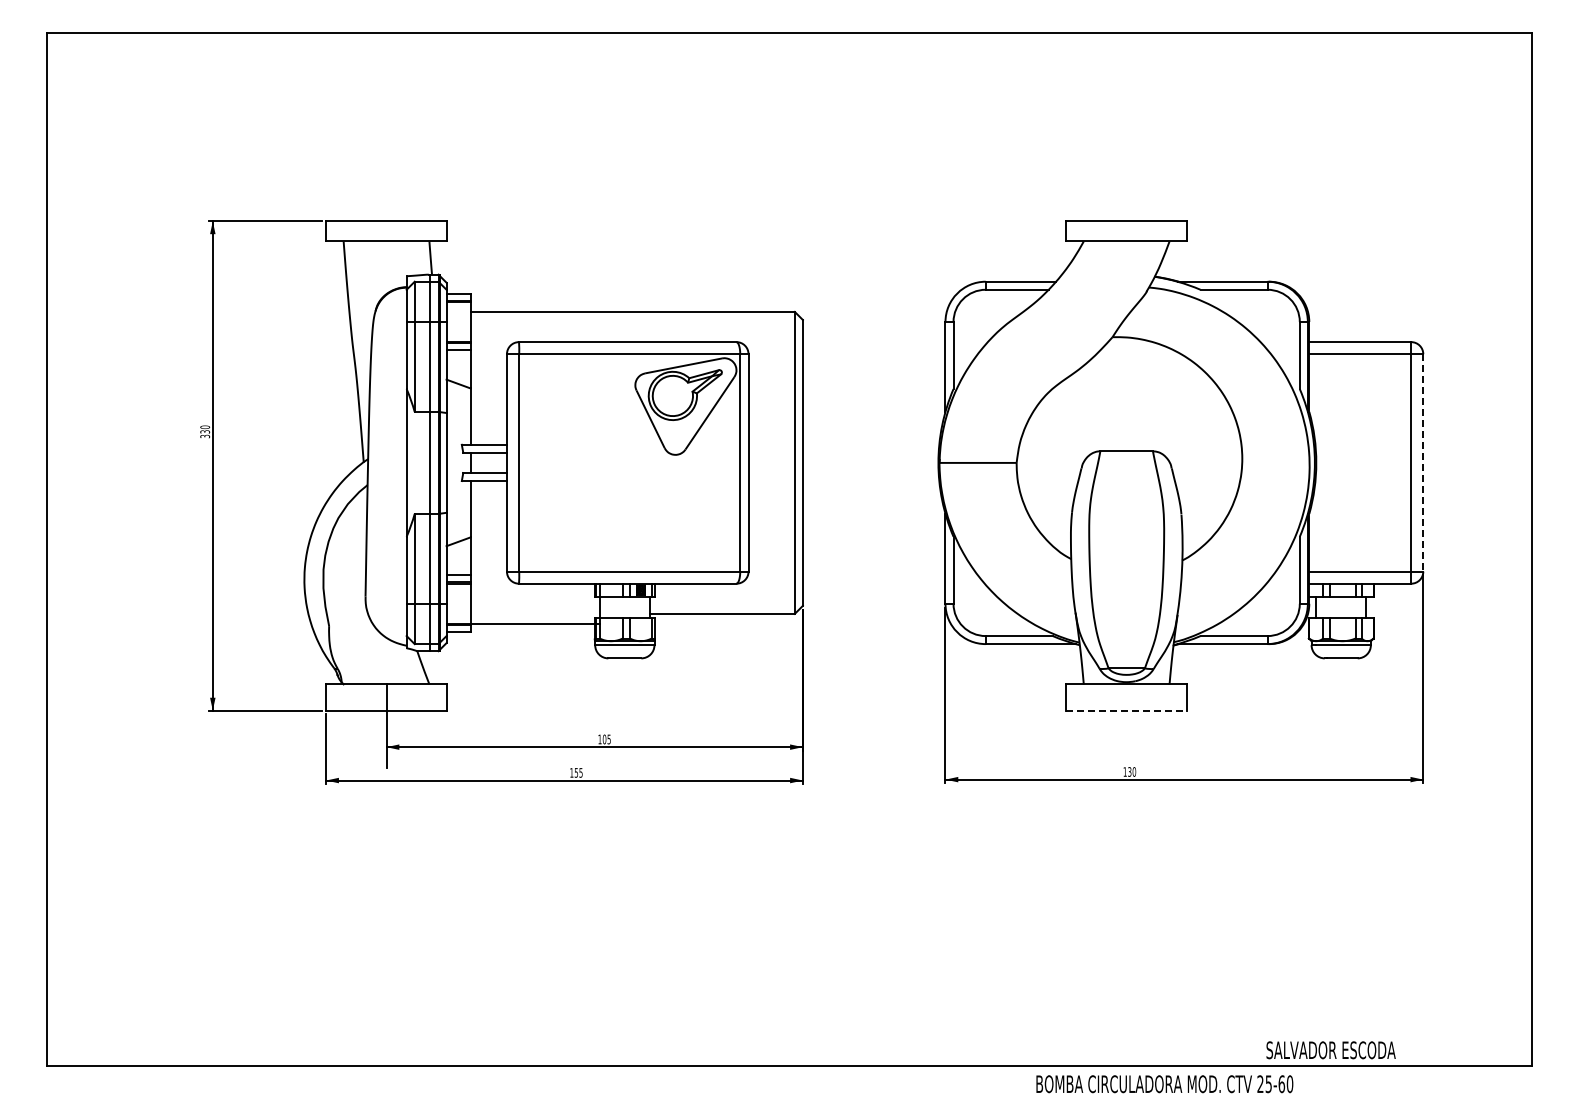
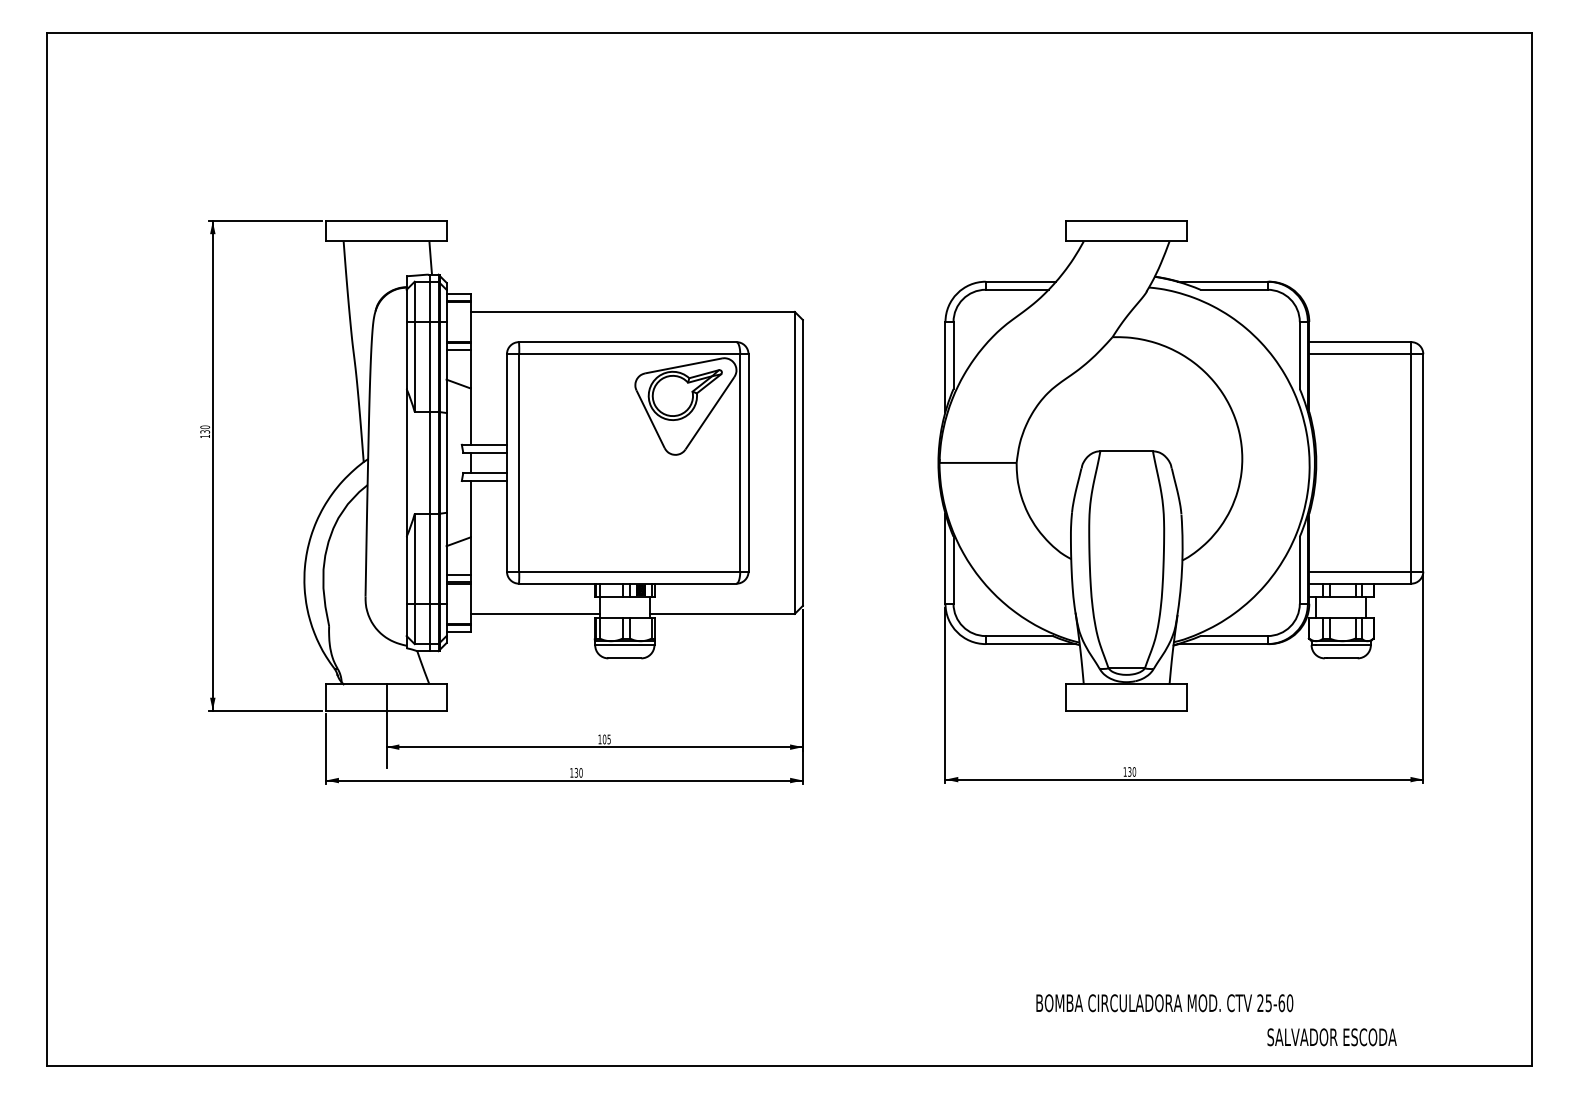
text: 330 -> 130 (205, 436)
line: dashed -> solid (1423, 462)
line position: (535, 623) -> (535, 613) (535, 613)
line: dashed -> solid (1127, 710)
text: 155 -> 130 (578, 772)
text position: (1330, 1050) -> (1331, 1037) (1331, 1037)
text position: (1164, 1084) -> (1164, 1003) (1164, 1003)
